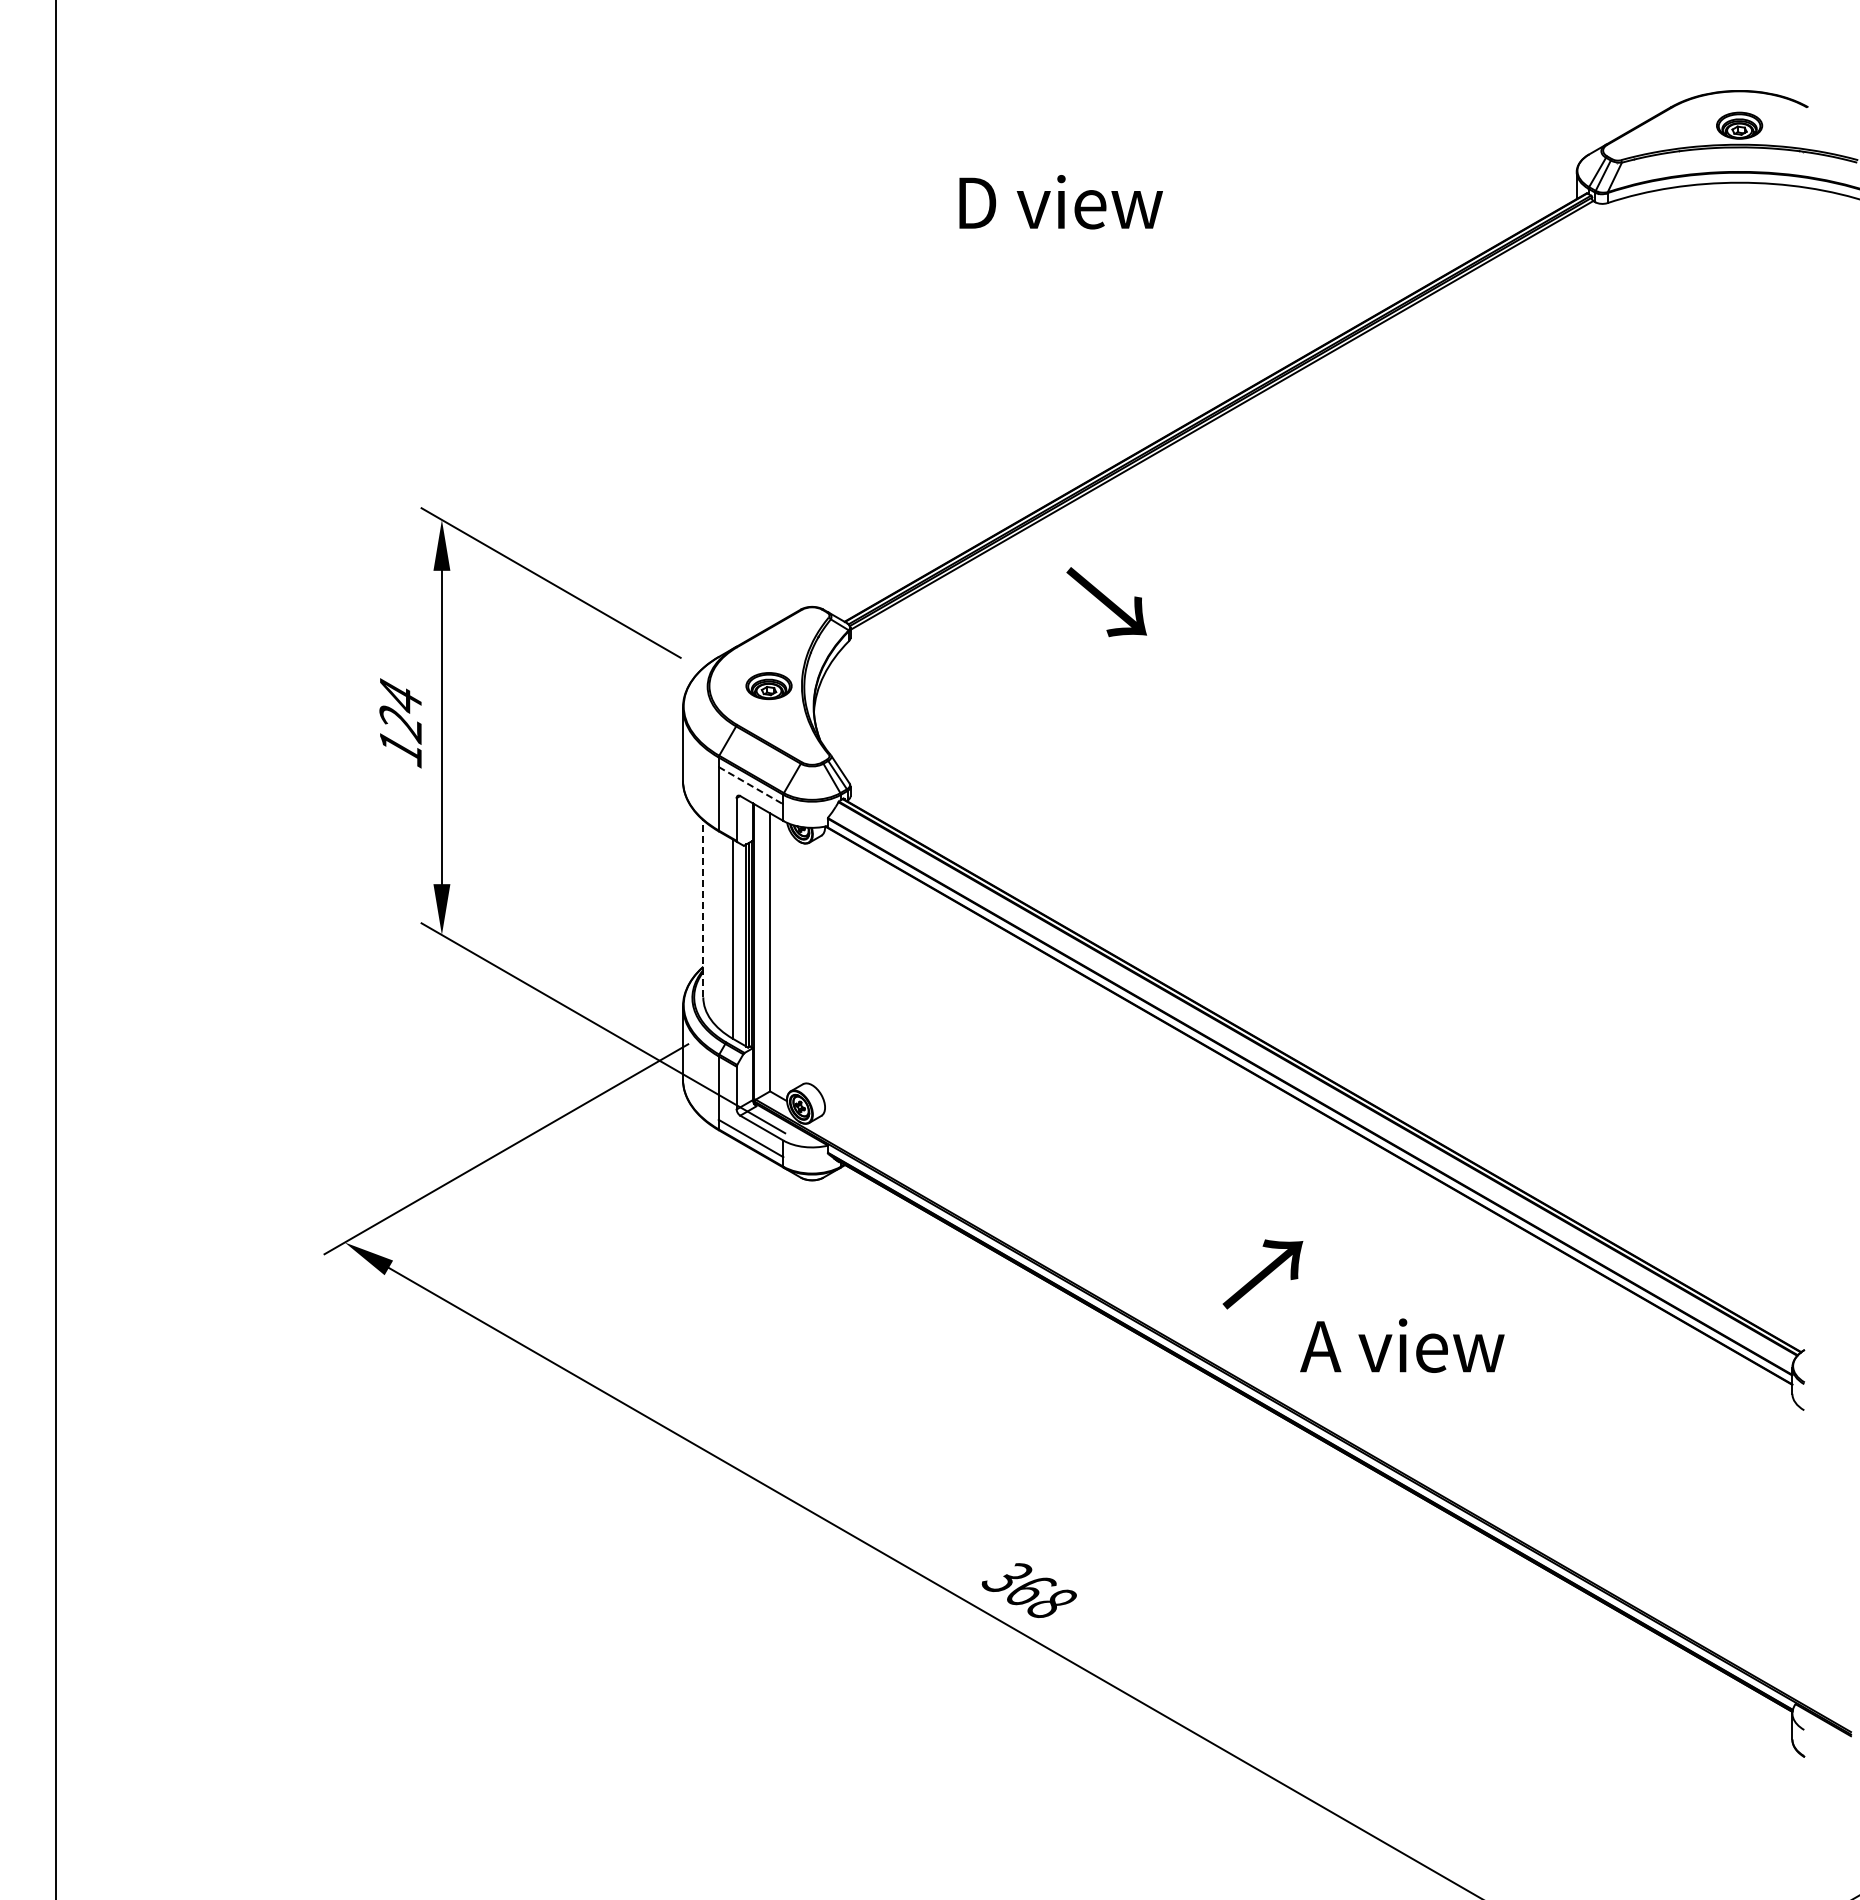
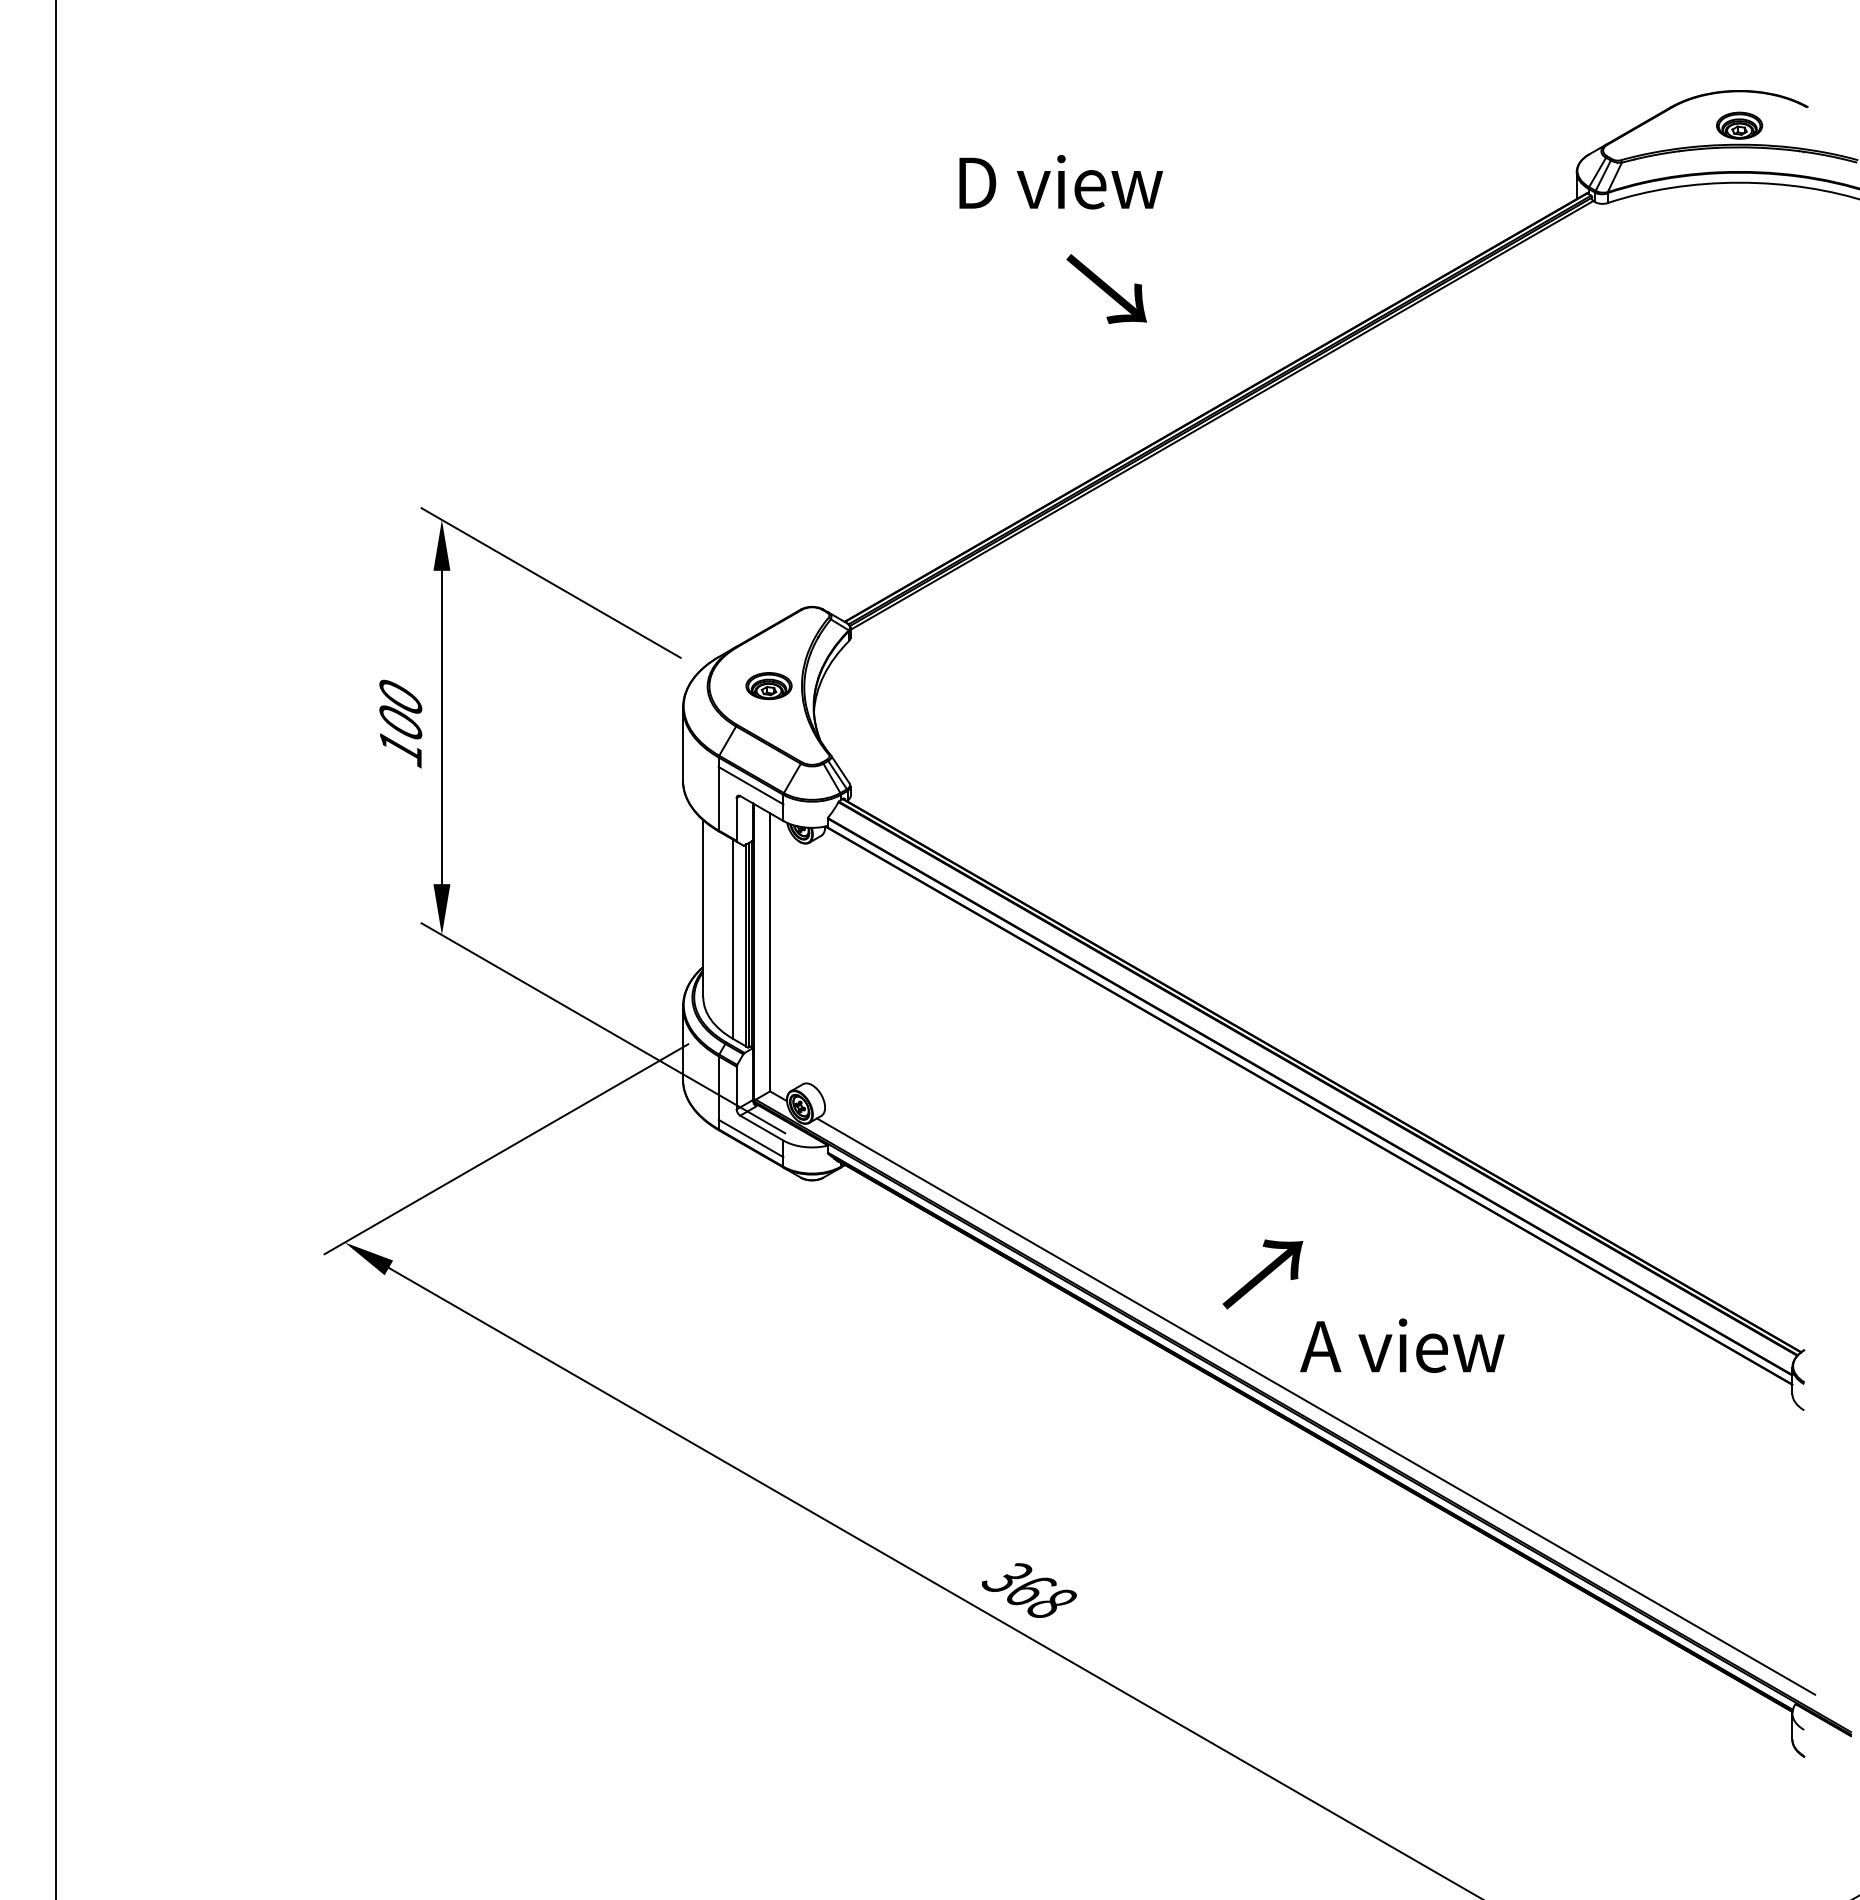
text position: (1060, 202) -> (1060, 182) (1060, 182)
text position: (1106, 602) -> (1106, 289) (1106, 289)
text: 124 -> 100 (400, 711)
line: dashed -> solid (751, 785)
line: dashed -> solid (703, 908)
line: none -> present (1316, 1406)
